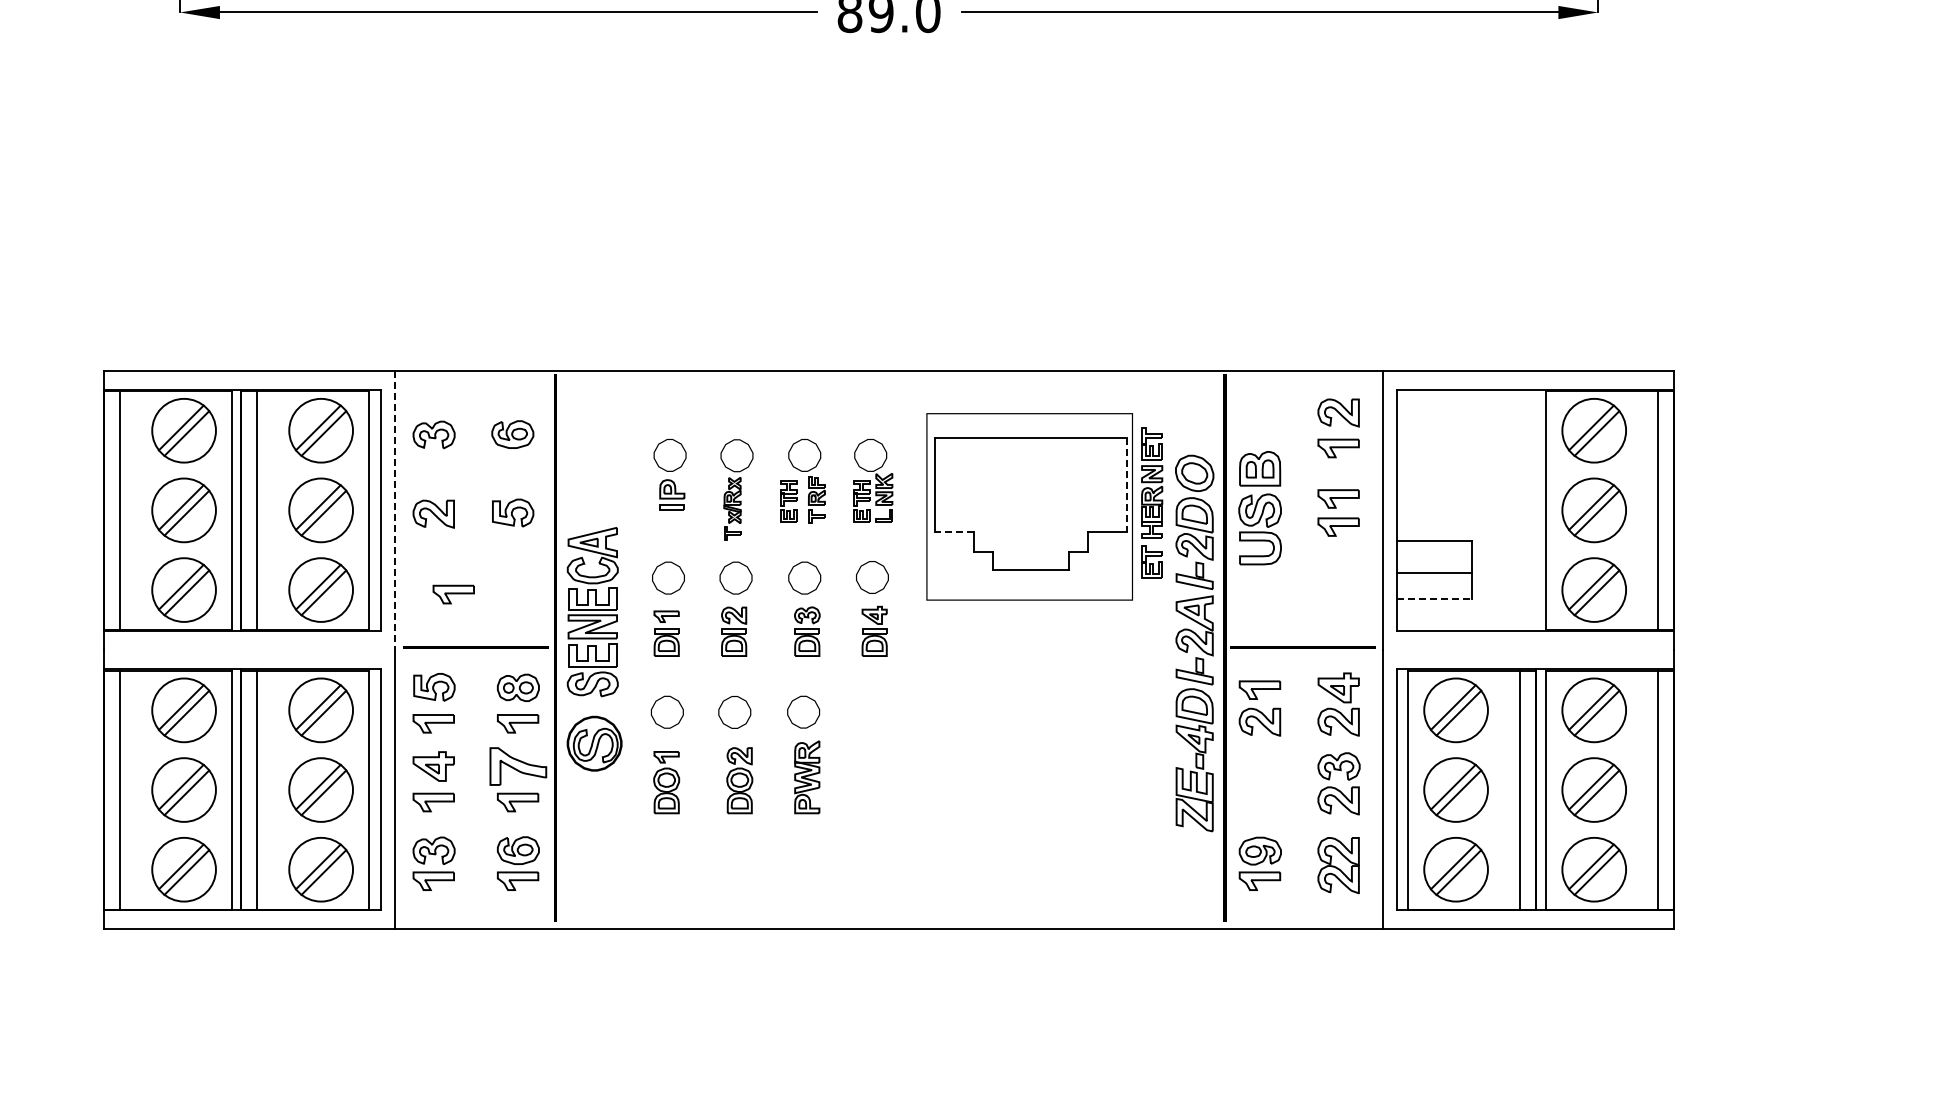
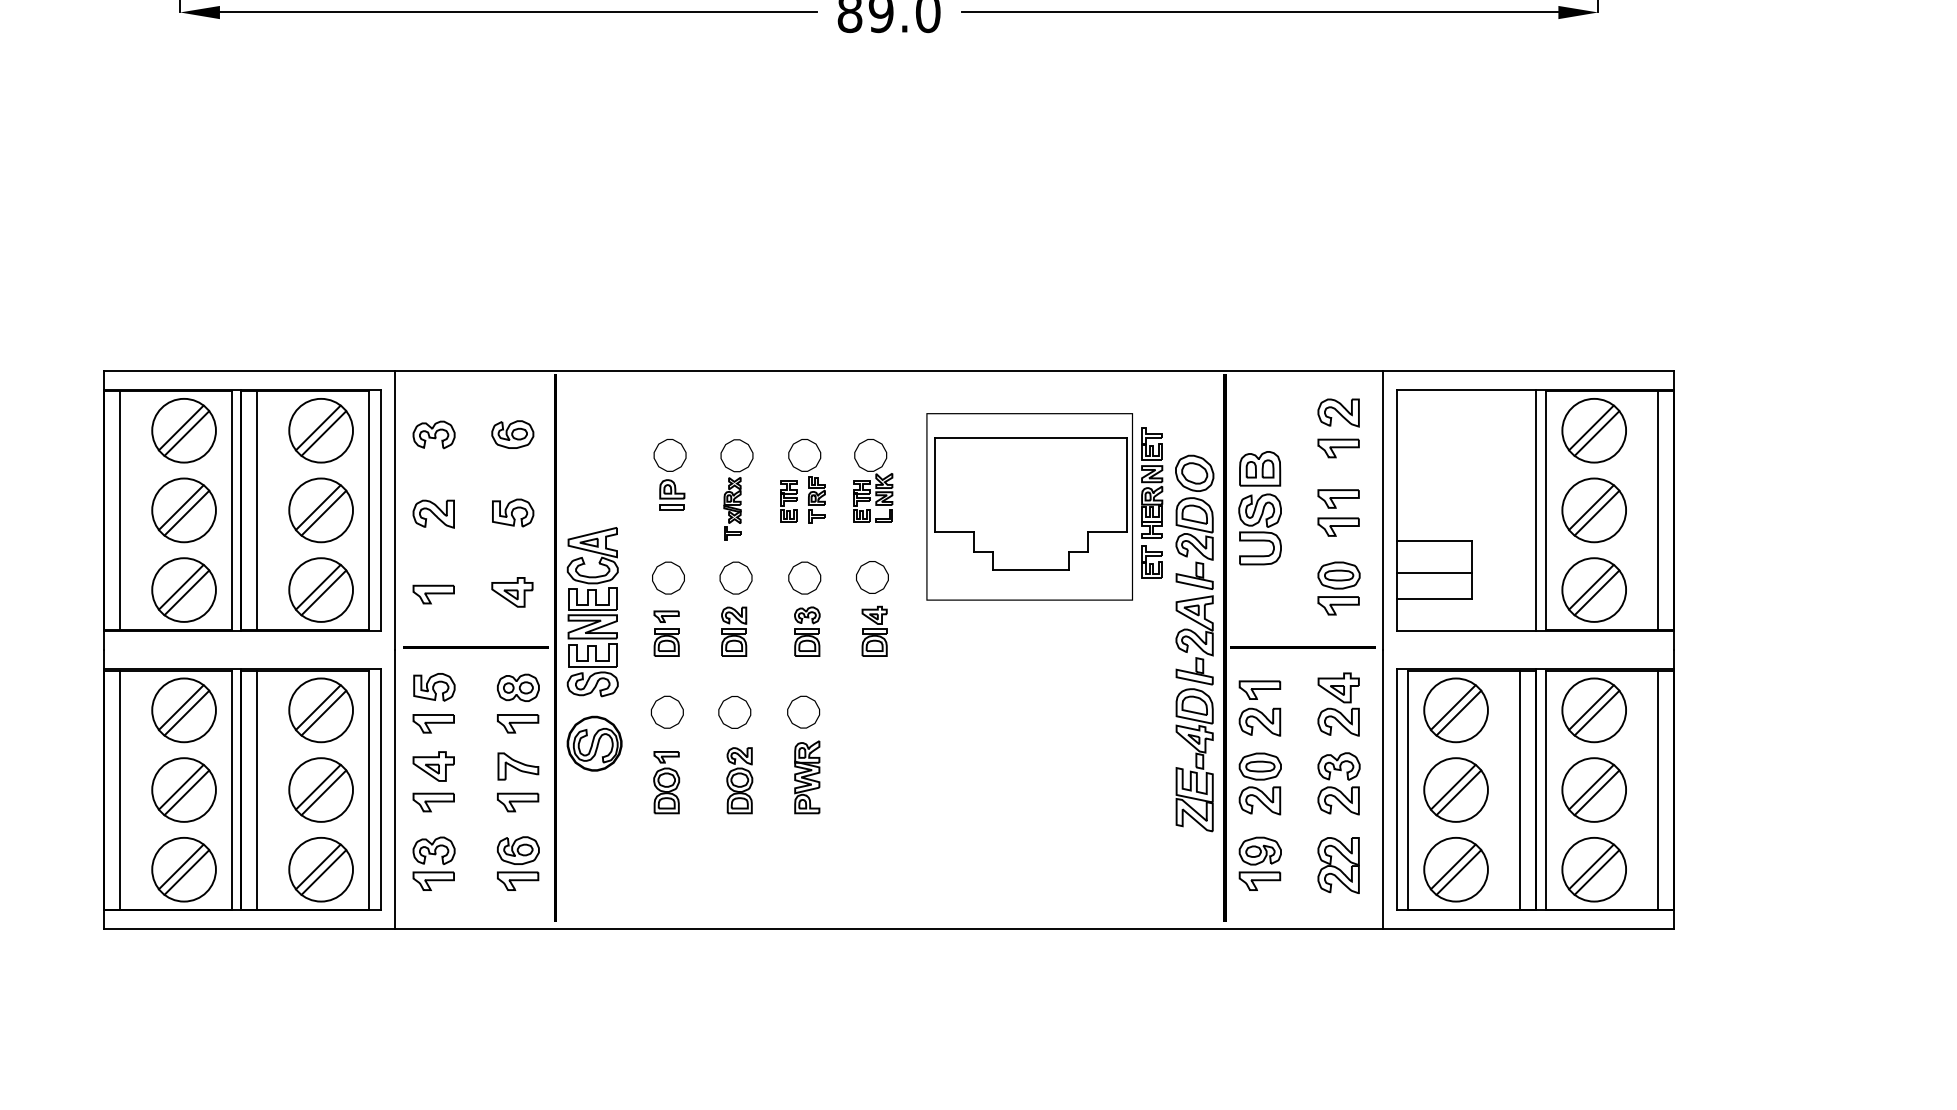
line: dashed -> solid (1126, 485)
line: dashed -> solid (395, 510)
line: none -> present (1535, 510)
line: dashed -> solid (954, 532)
part: none -> present (1338, 588)
part: none -> present (512, 592)
part position: (453, 594) -> (433, 594) (433, 594)
line: dashed -> solid (1435, 598)
part size: 59x39 px -> 43x29 px (518, 766)
part: none -> present (1259, 783)
